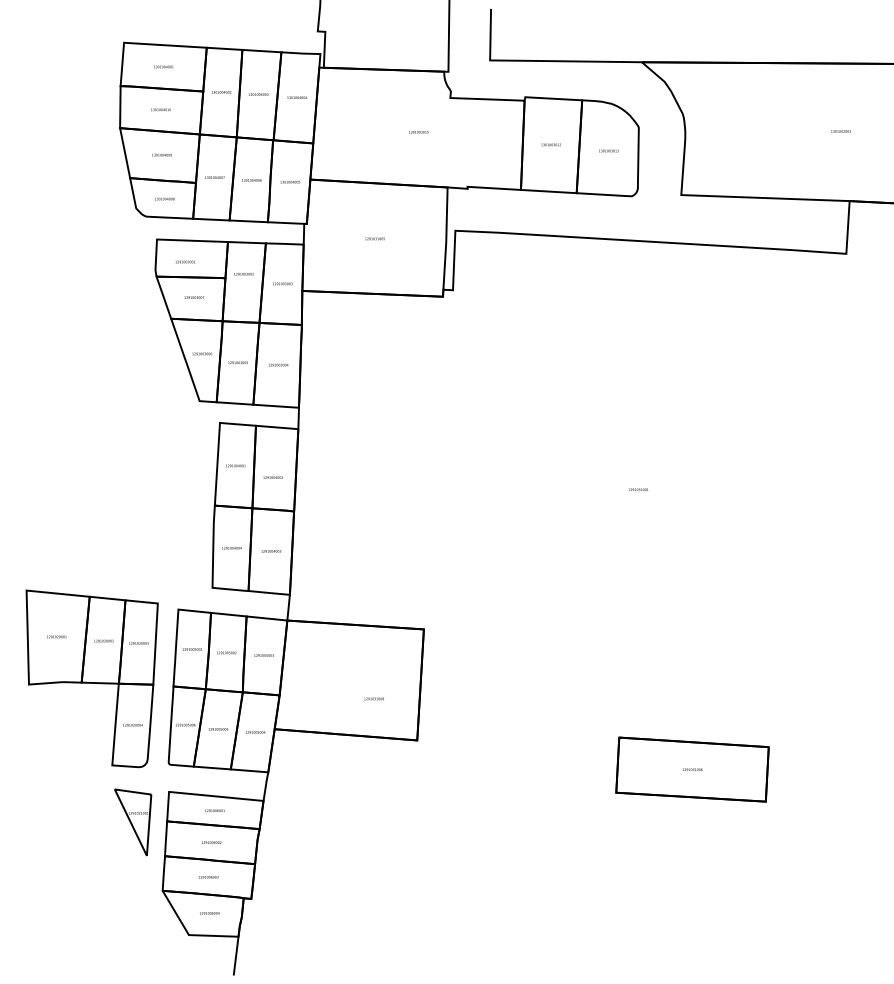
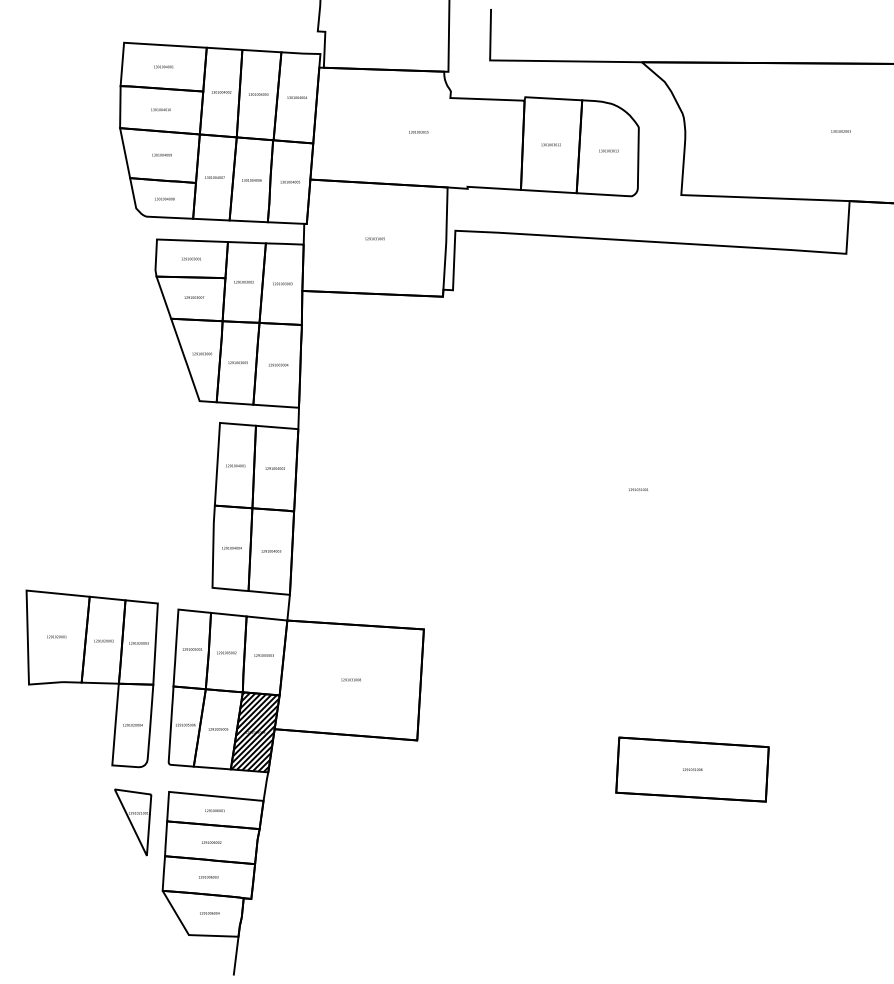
text position: (185, 261) -> (191, 258) (191, 258)
text position: (243, 274) -> (243, 282) (243, 282)
text position: (272, 477) -> (274, 468) (274, 468)
text position: (373, 698) -> (350, 679) (350, 679)
hatch: none -> present (255, 731)
